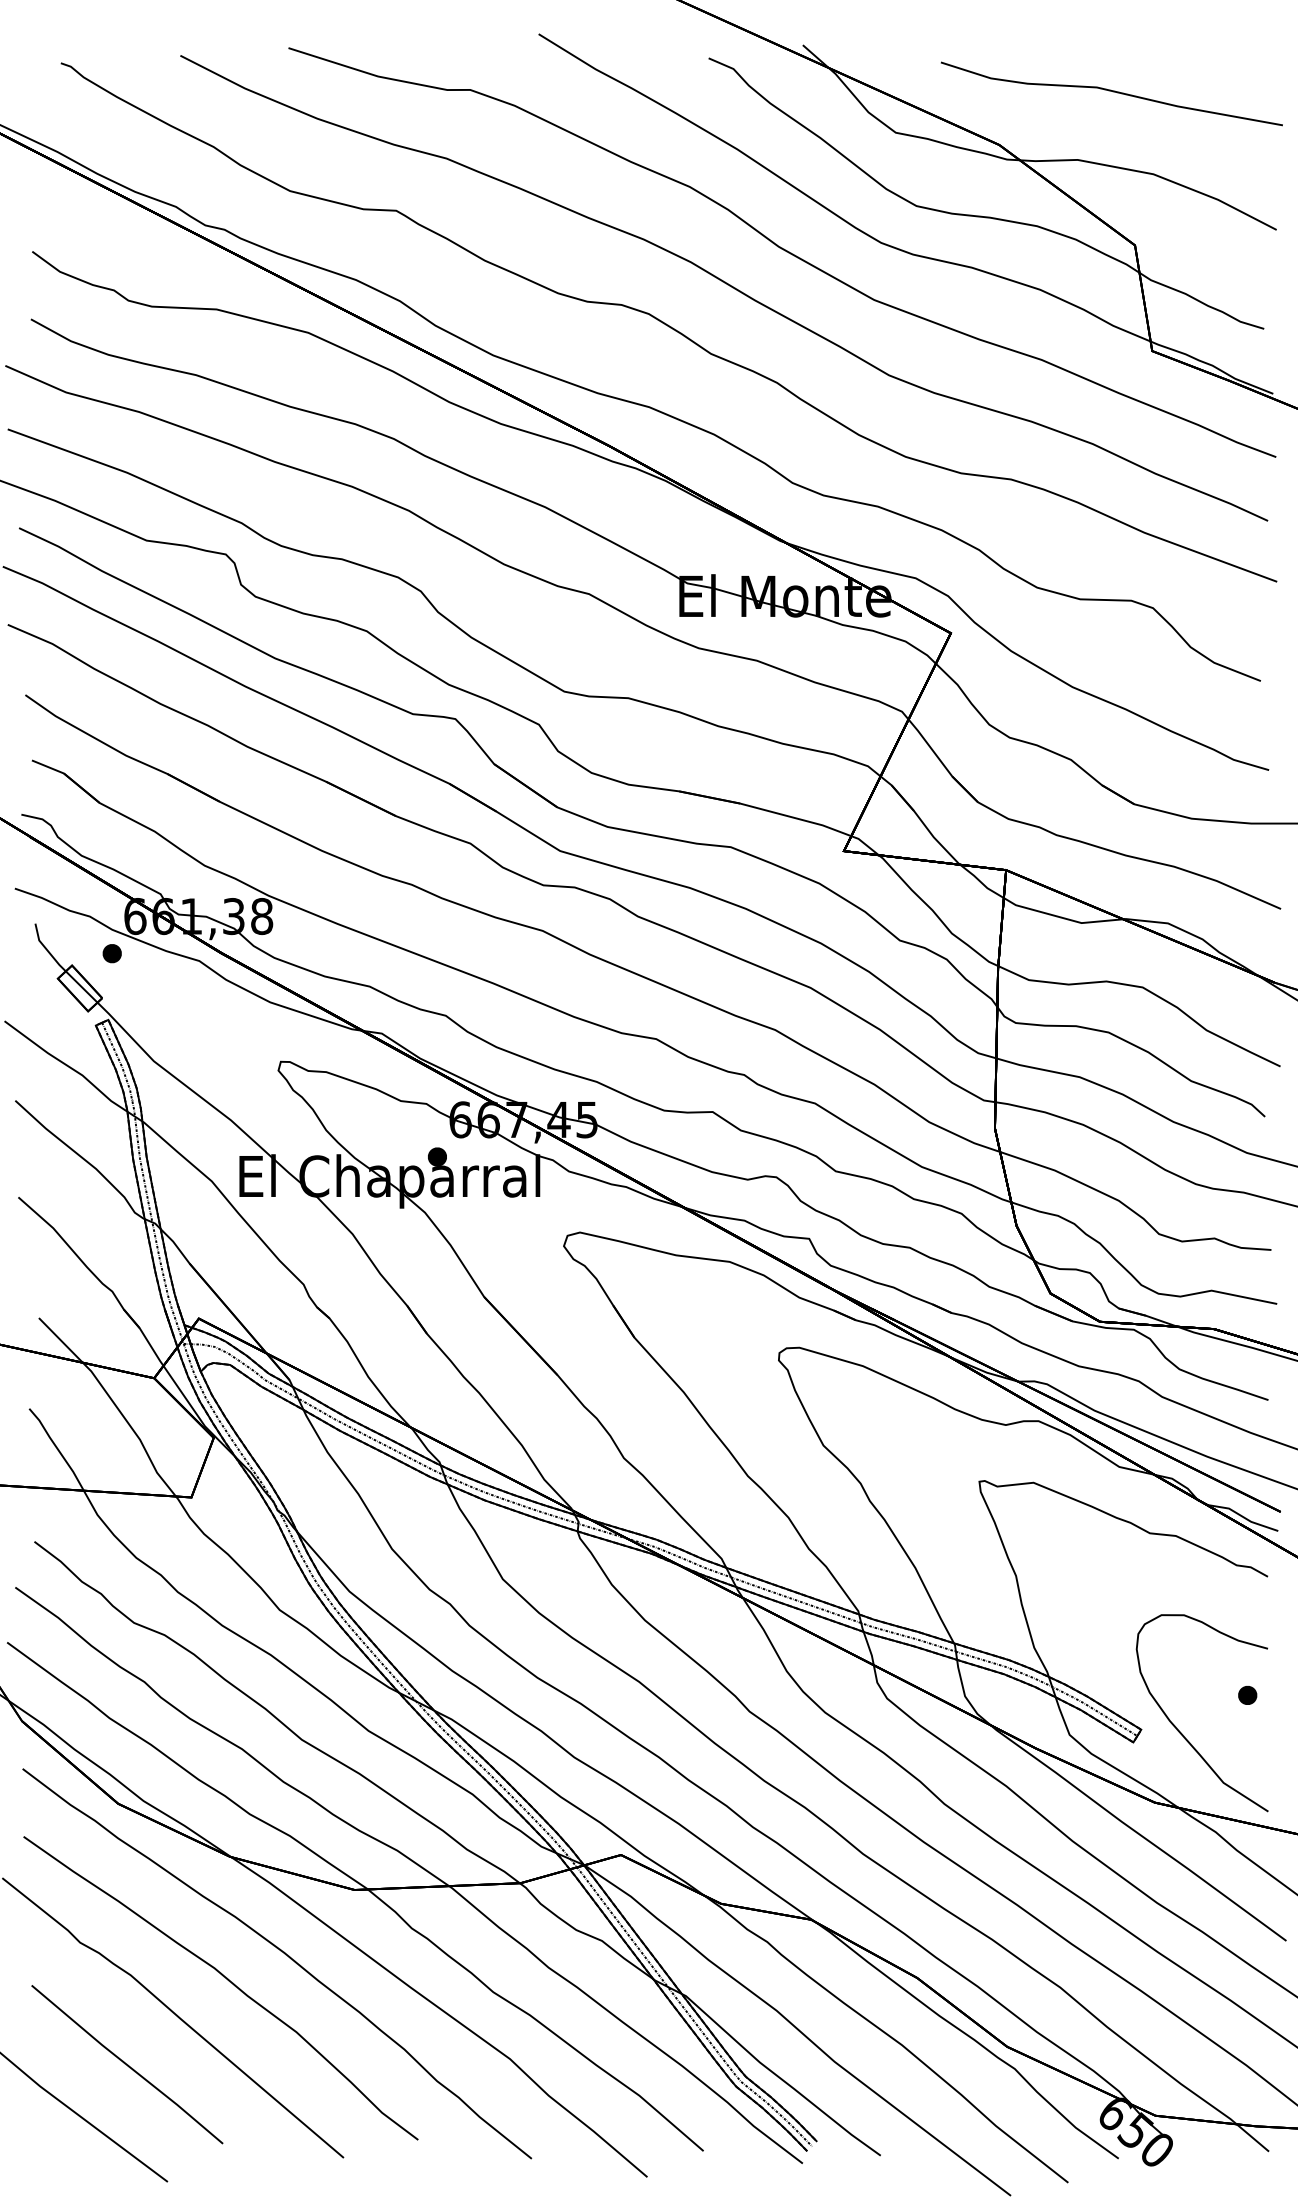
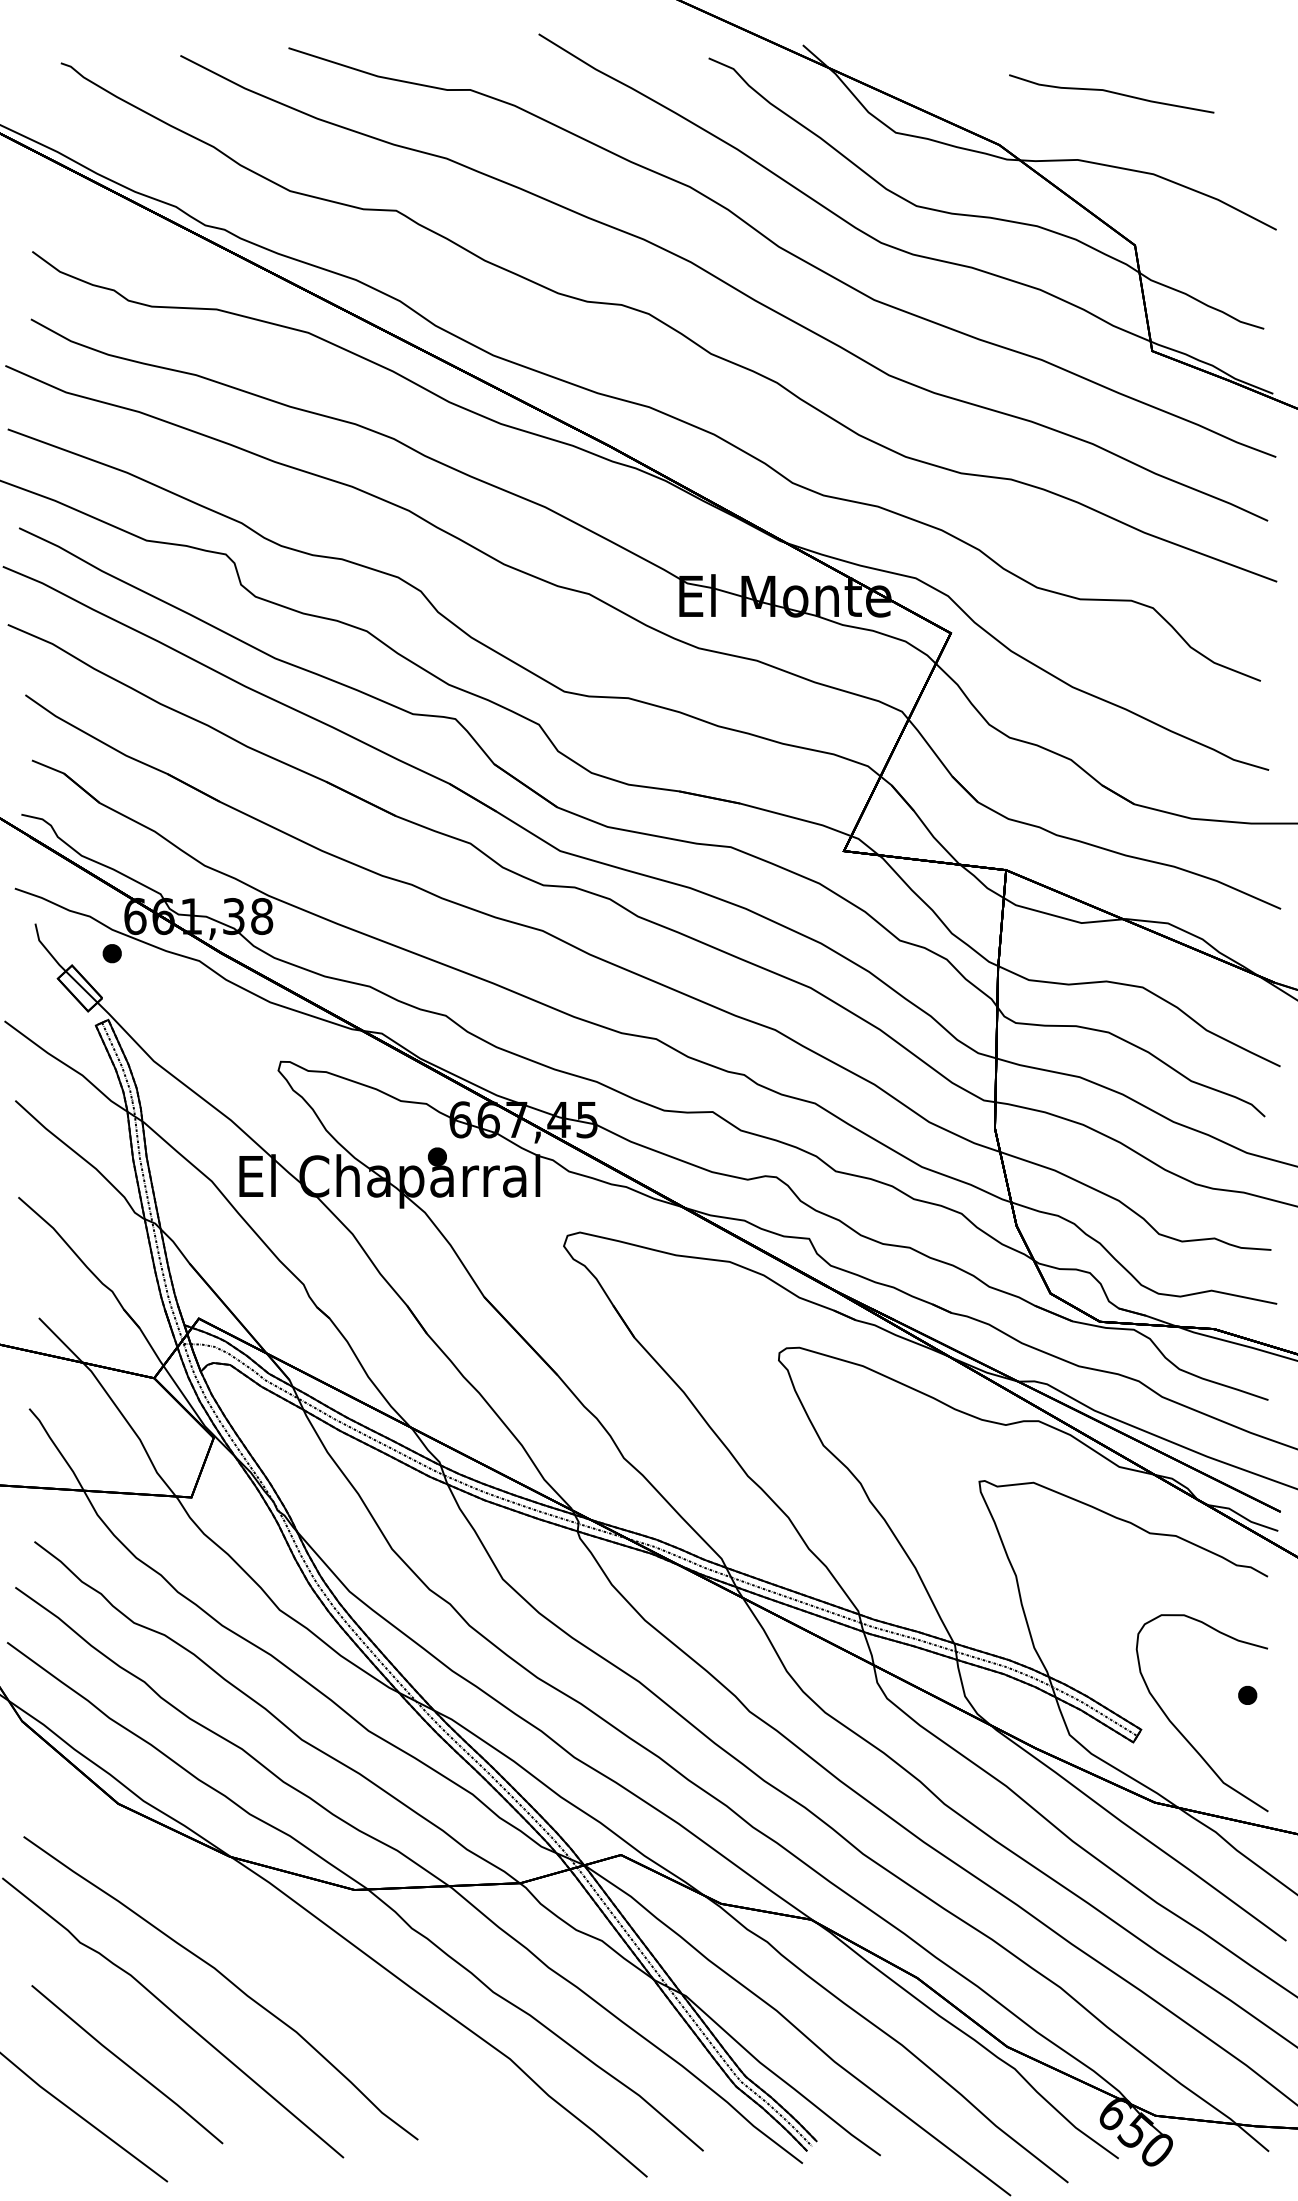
part size: 343x66 px -> 206x40 px (1111, 93)
curve: present -> none (285, 1955)
